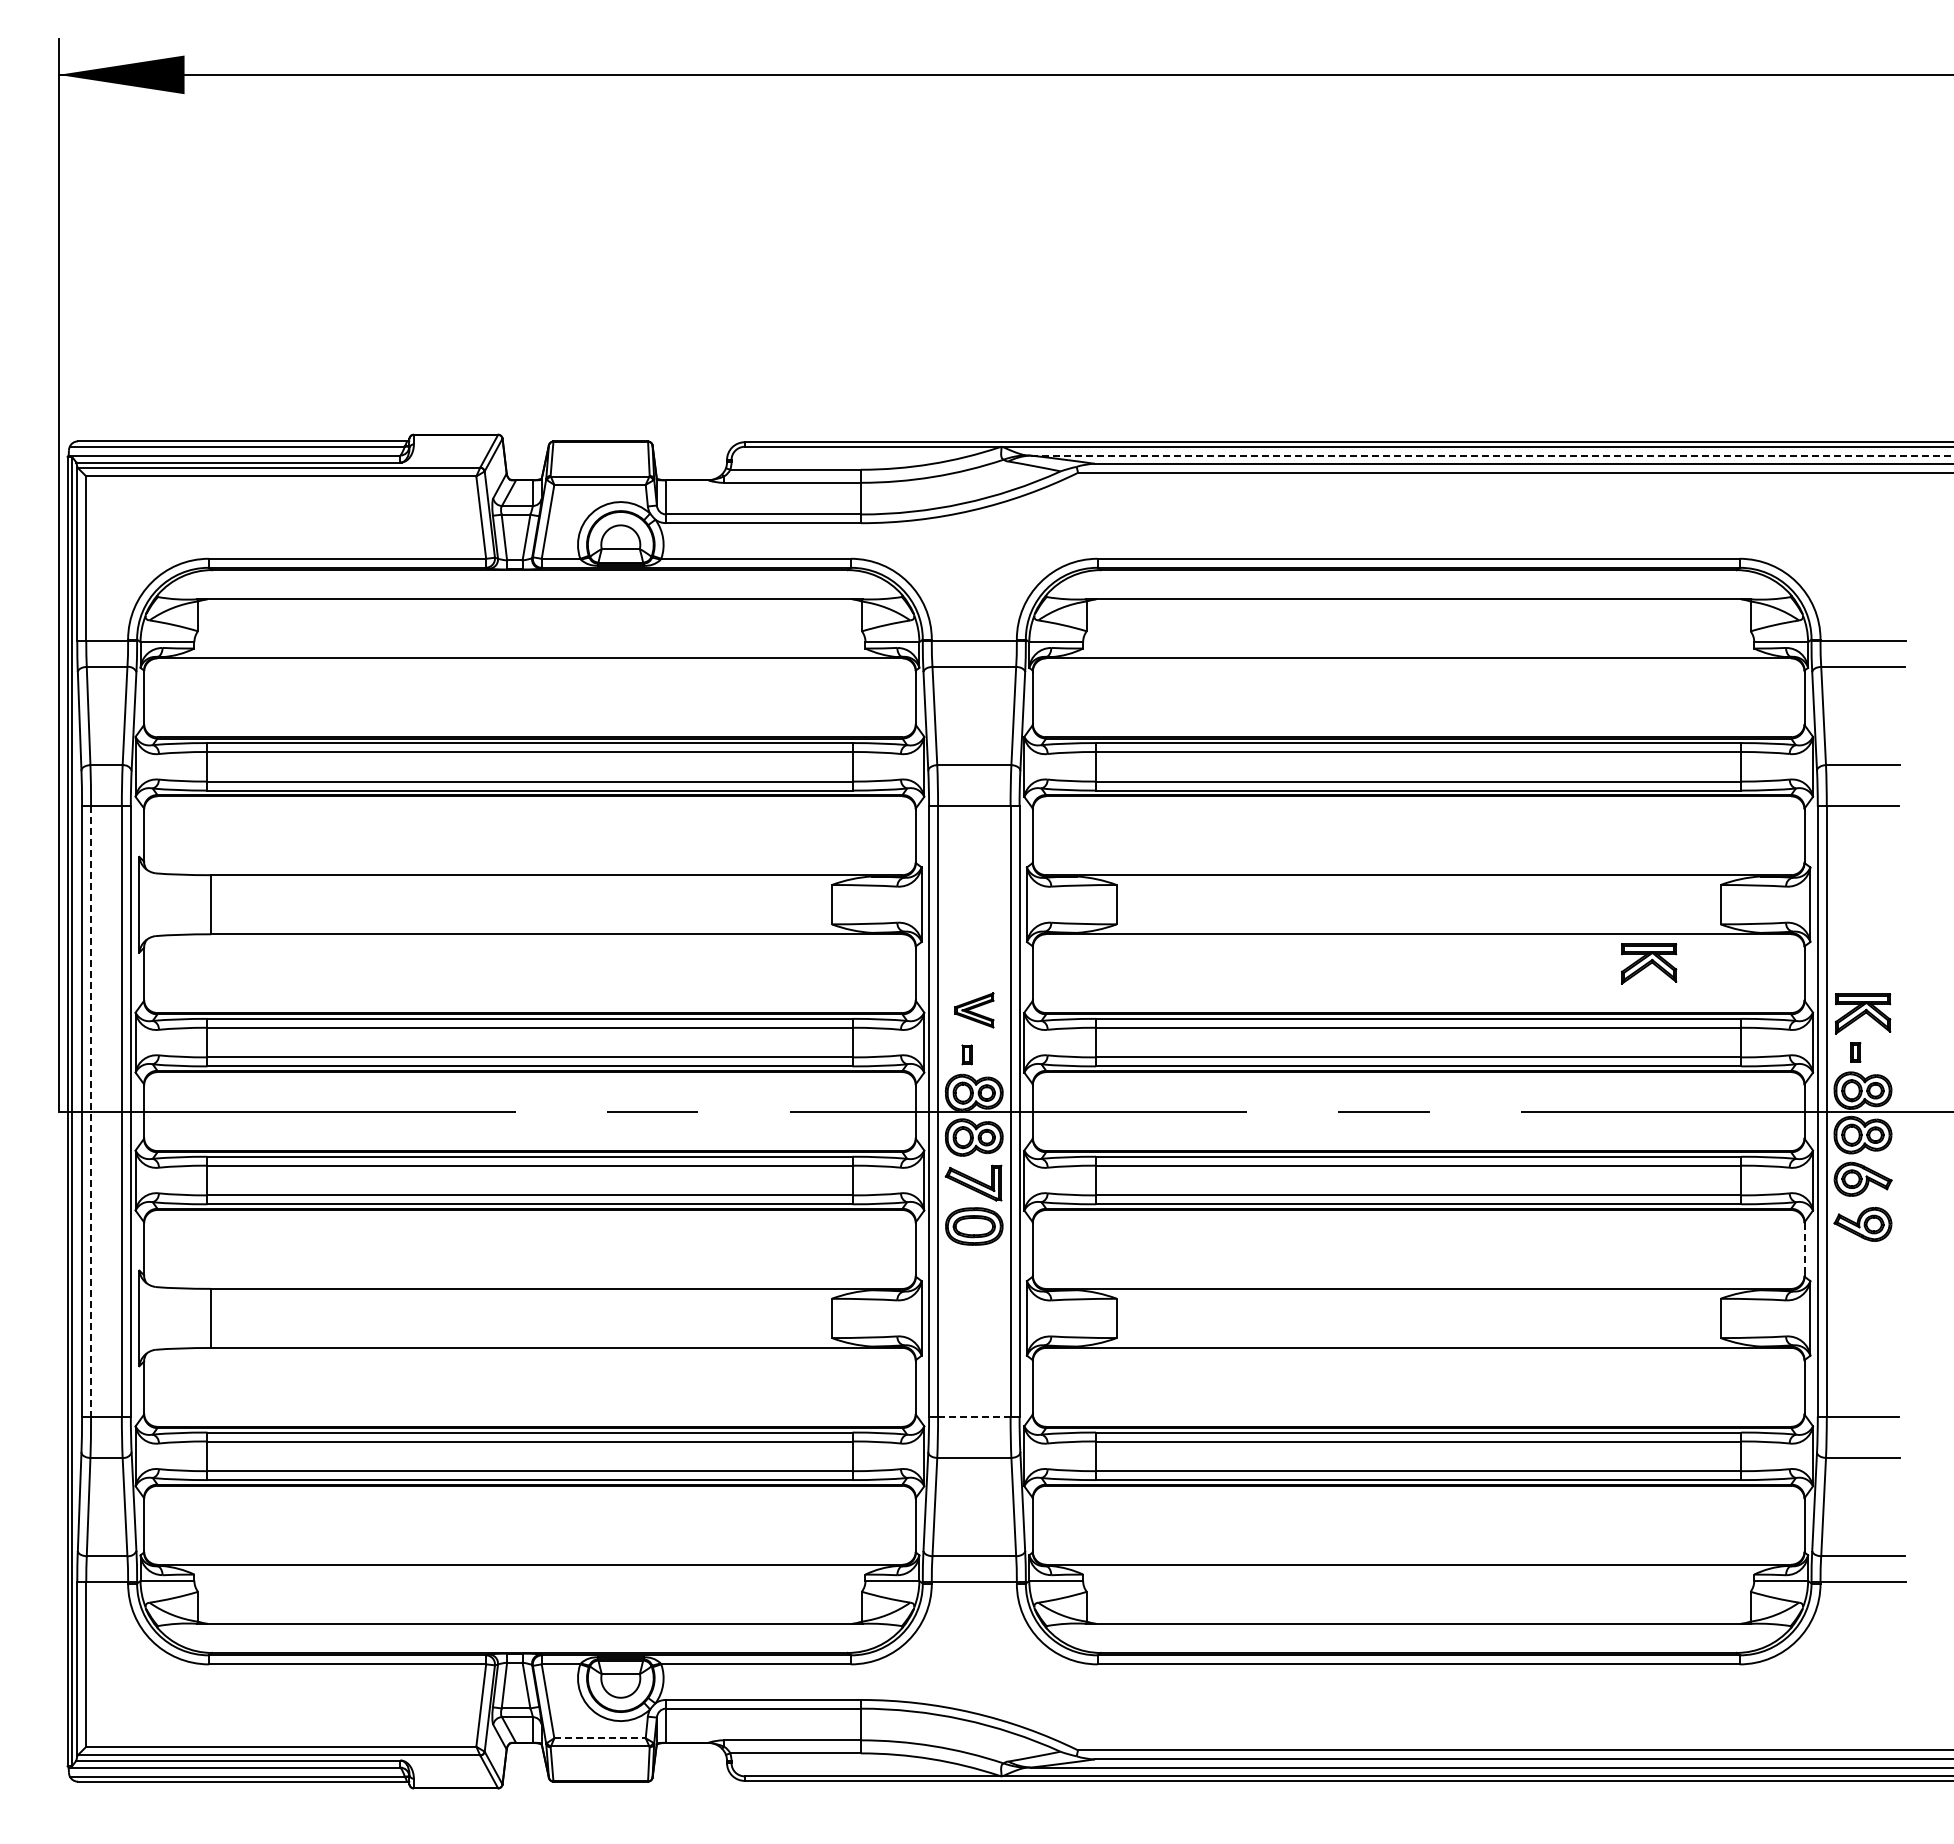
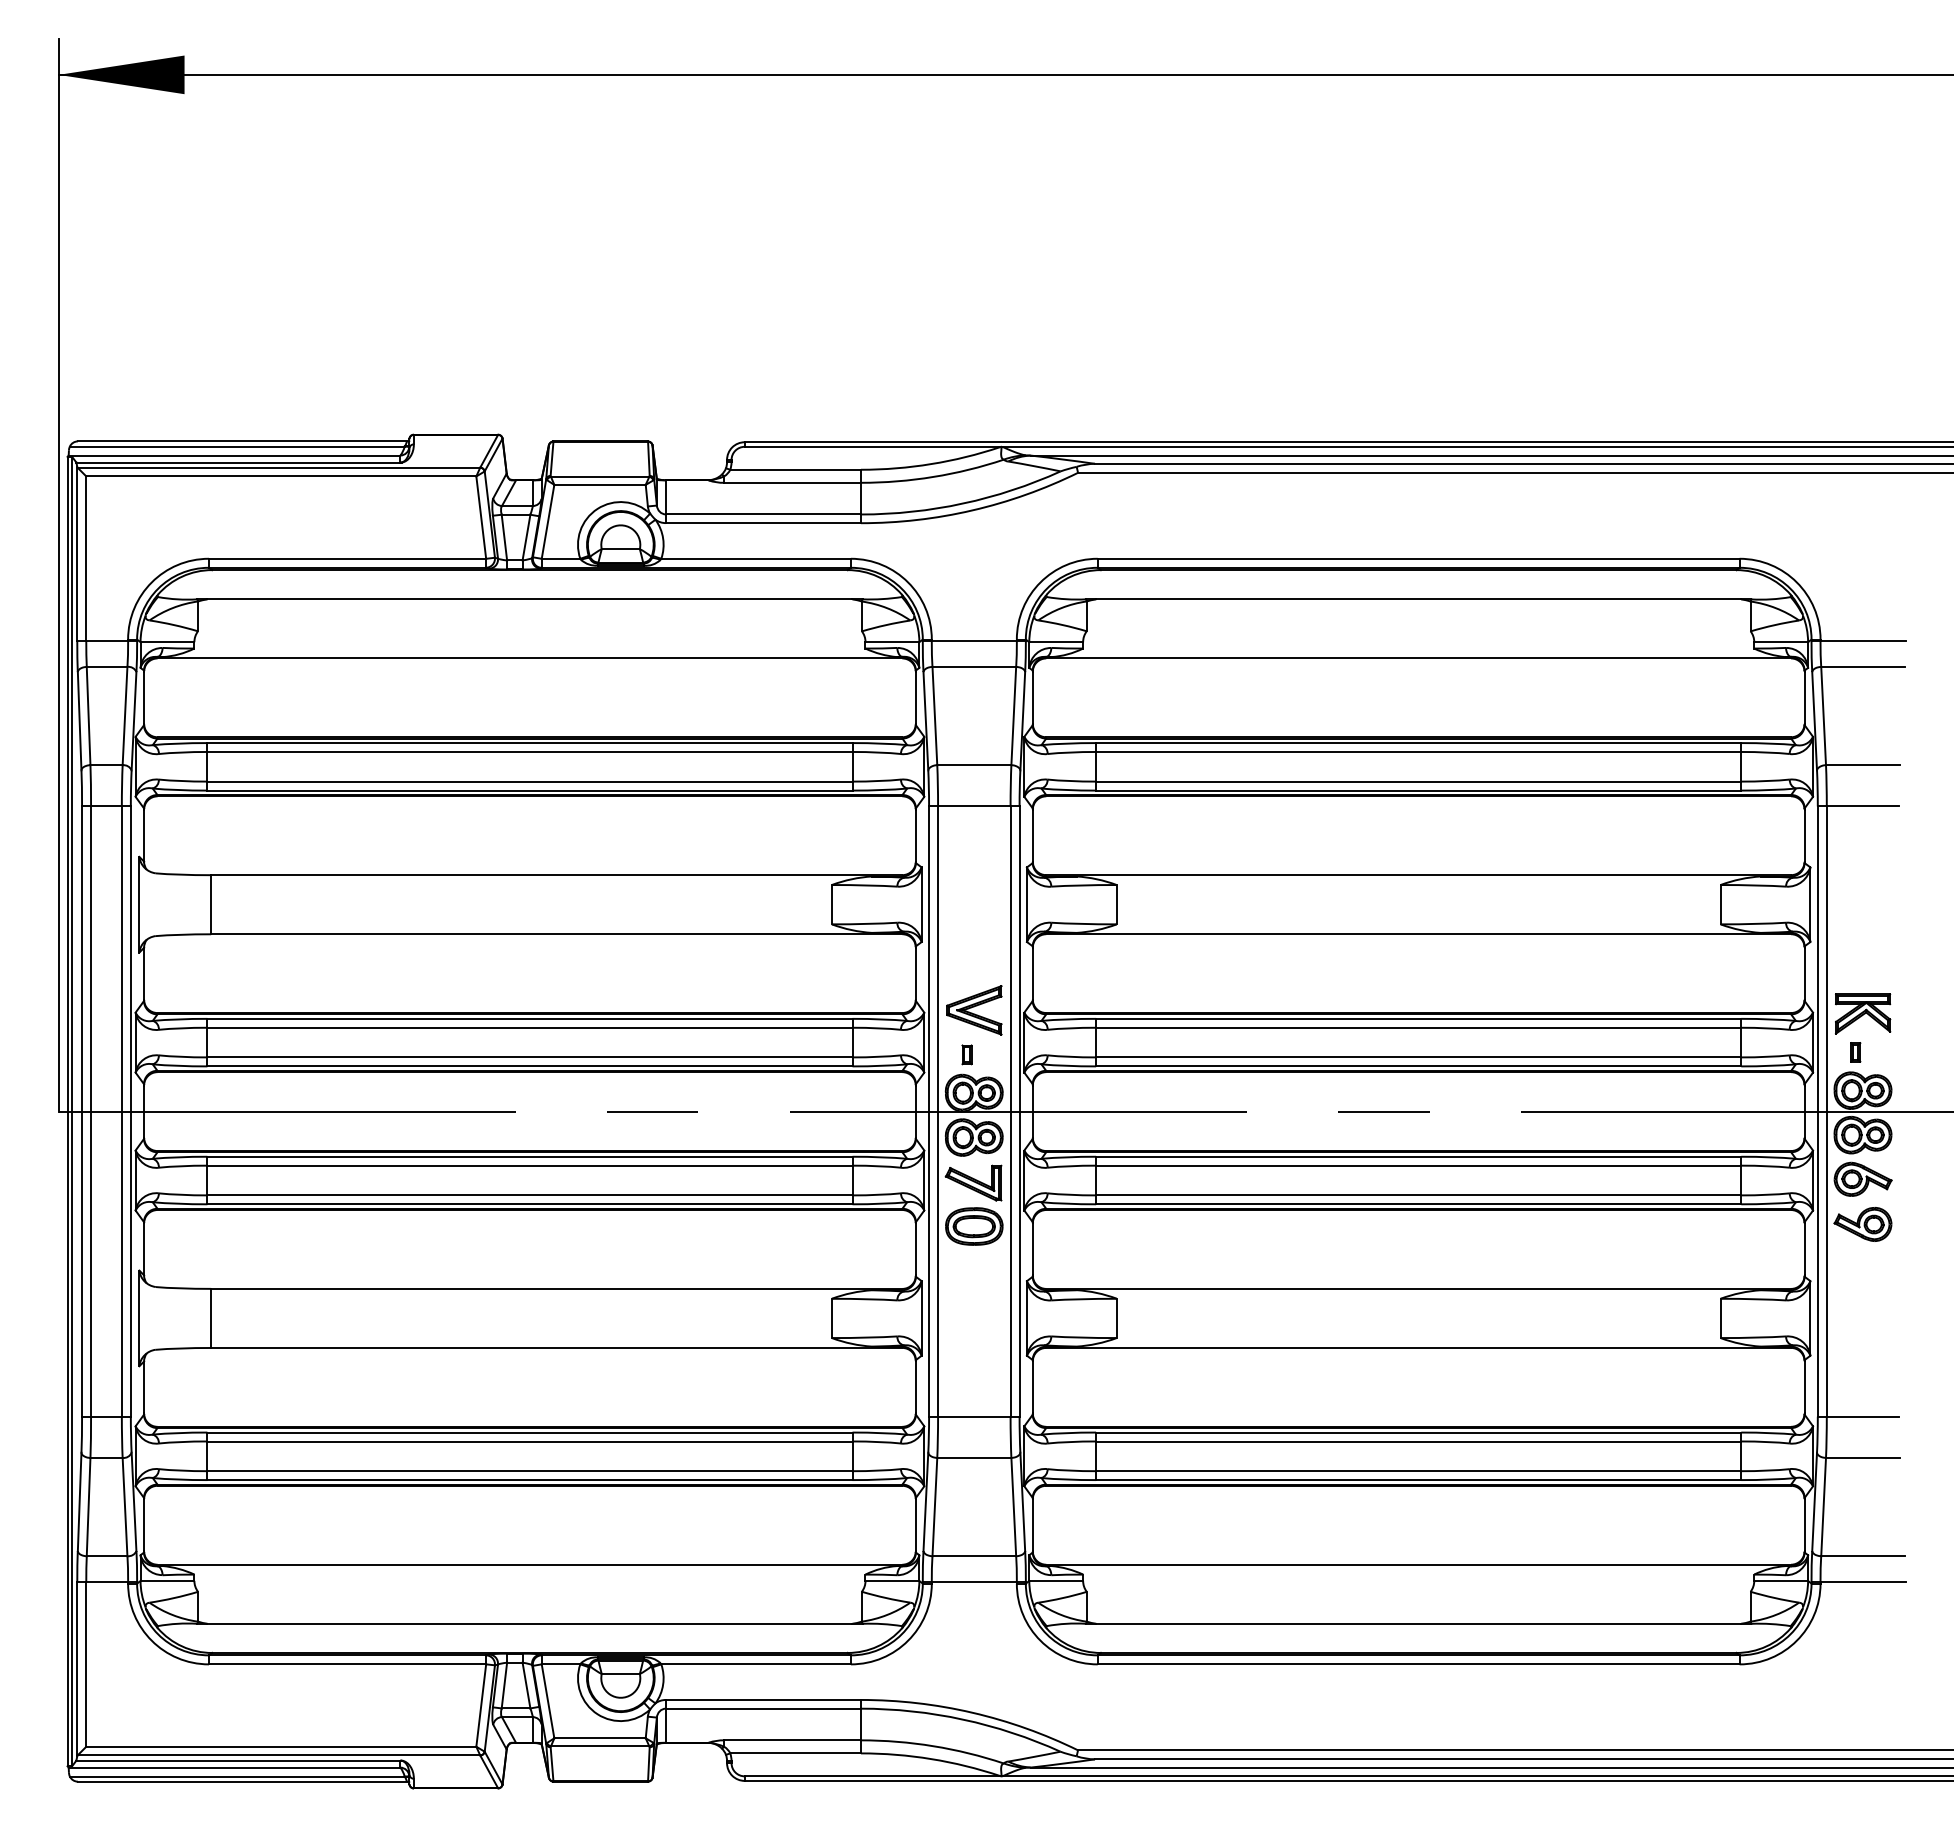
line: dashed -> solid (1492, 455)
part: present -> none (1649, 963)
part size: 41x37 px -> 57x51 px (974, 1010)
line: dashed -> solid (91, 1112)
line: dashed -> solid (1804, 1249)
line: dashed -> solid (974, 1416)
line: dashed -> solid (600, 1738)
